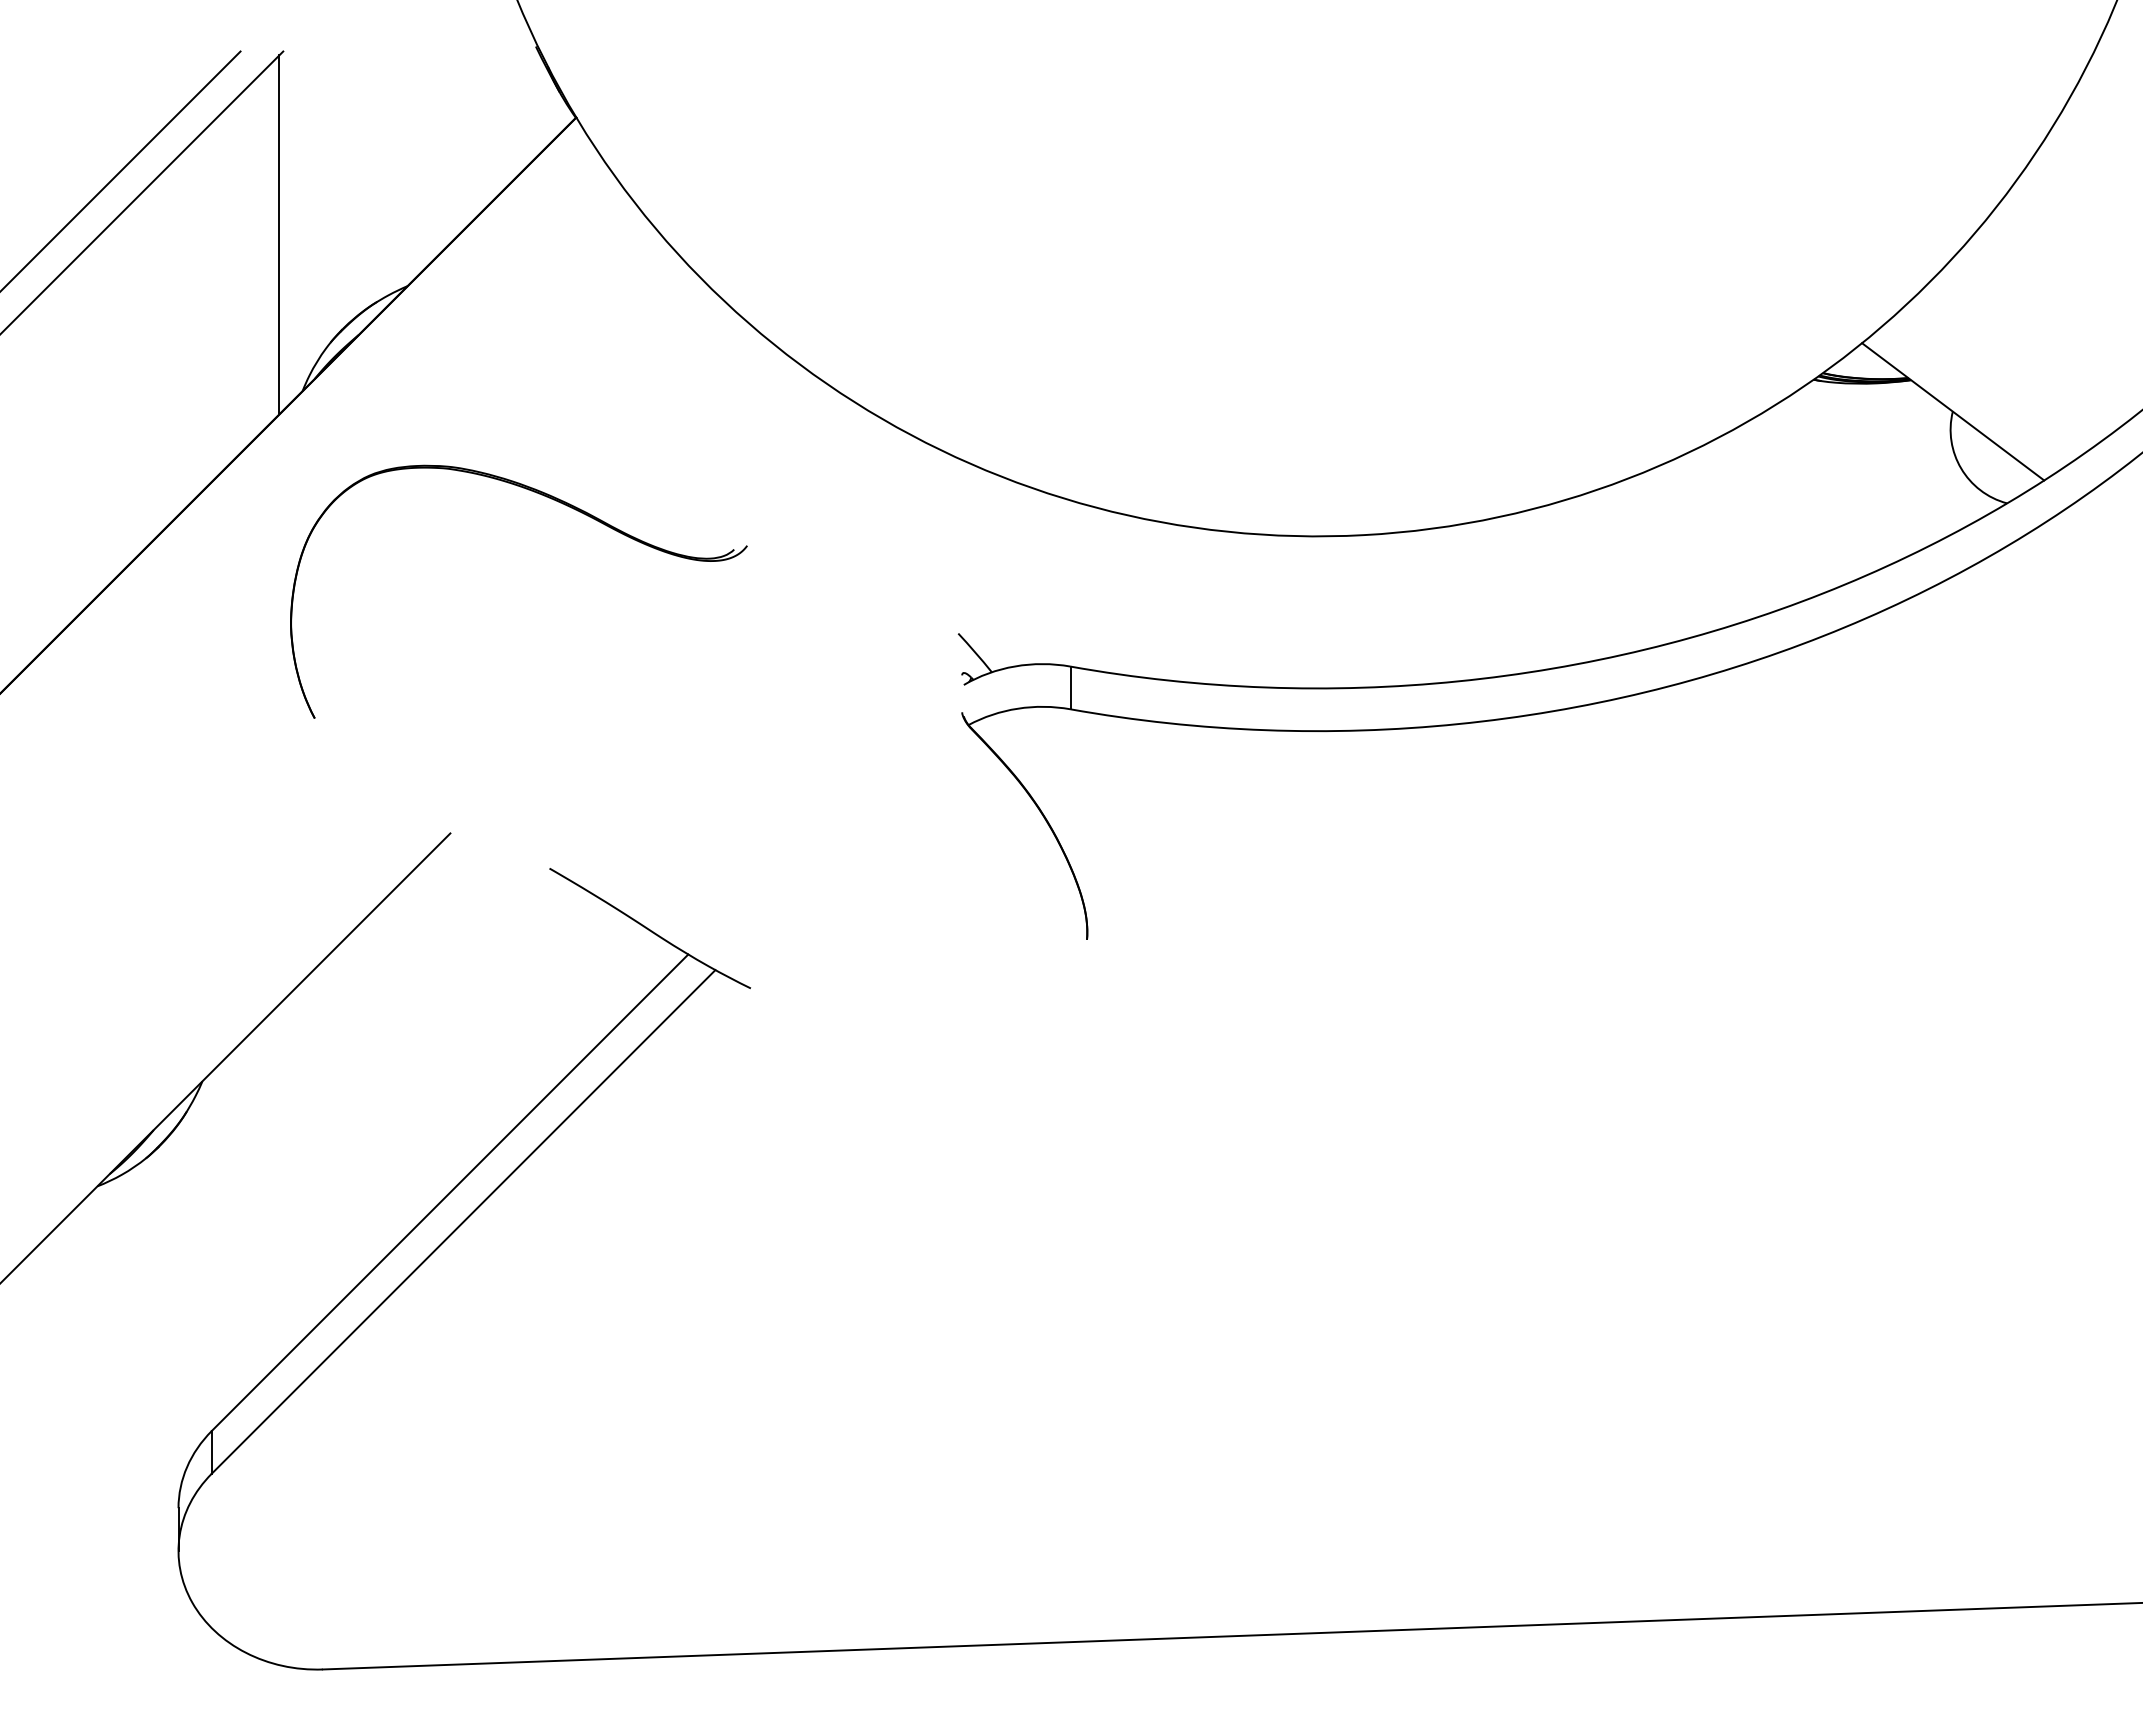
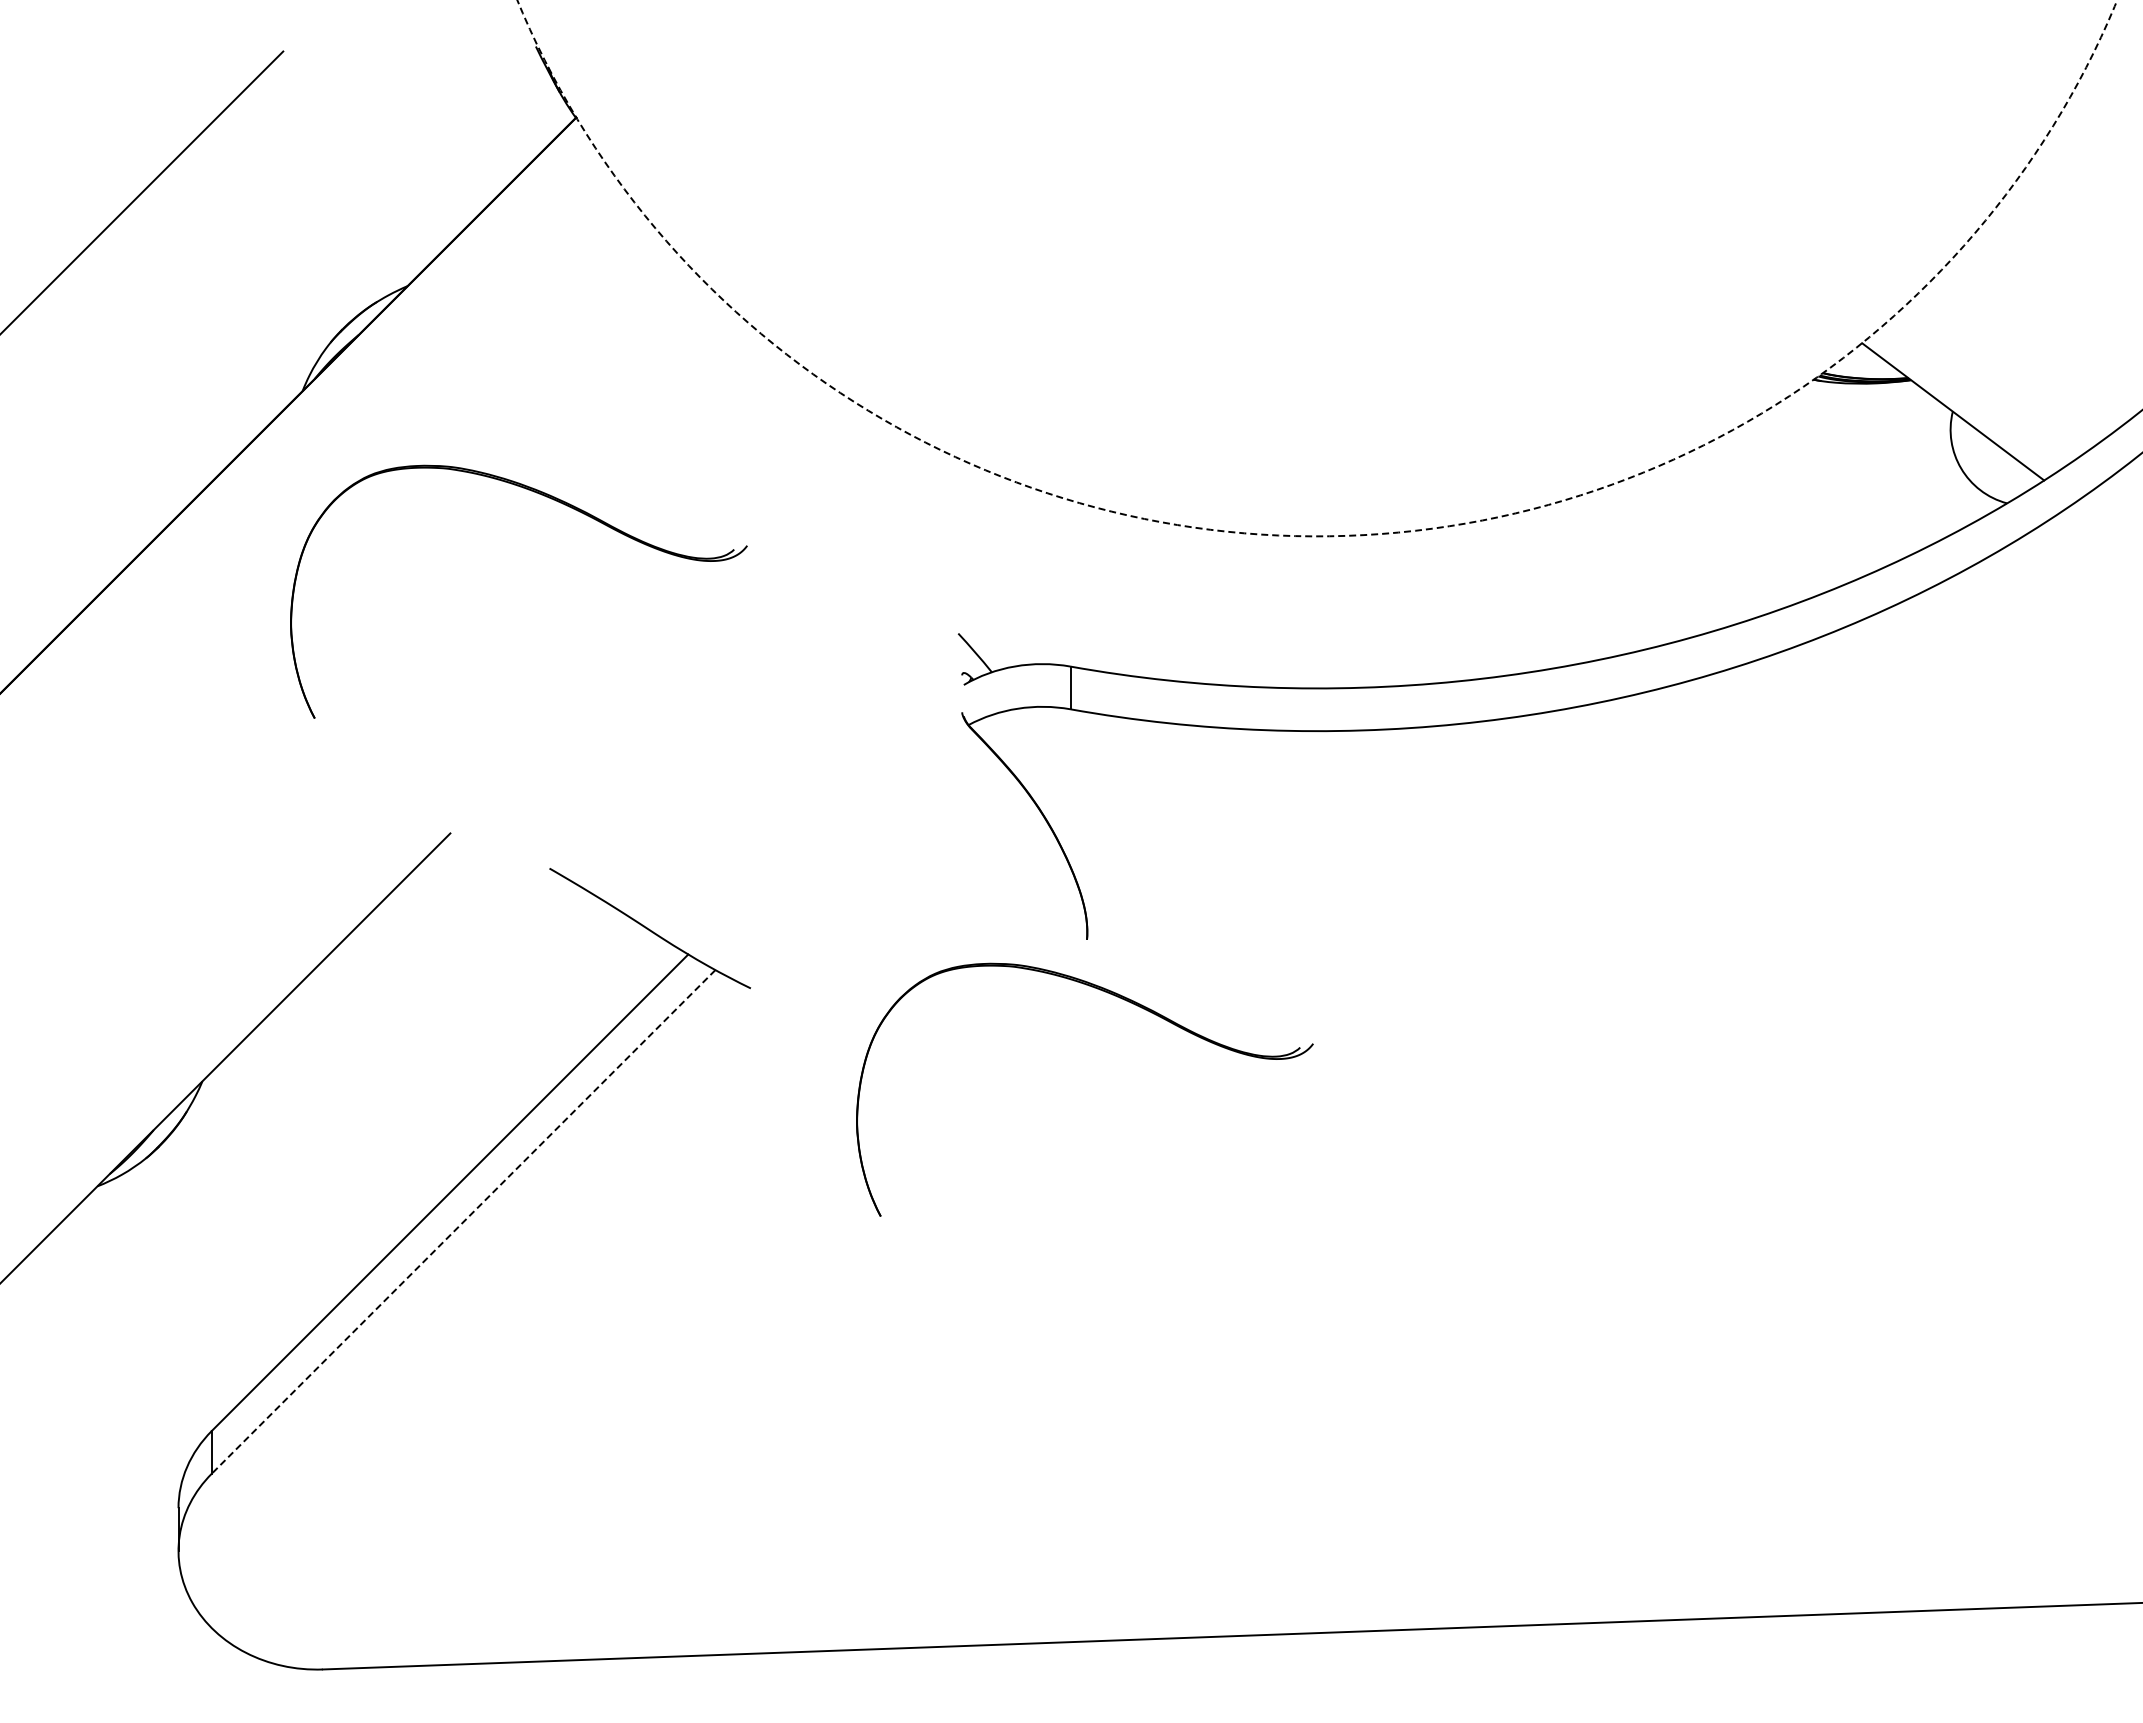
line: present -> none (121, 170)
line: present -> none (279, 234)
arc: solid -> dashed (1317, 536)
part: none -> present (1128, 1002)
line: solid -> dashed (463, 1222)
